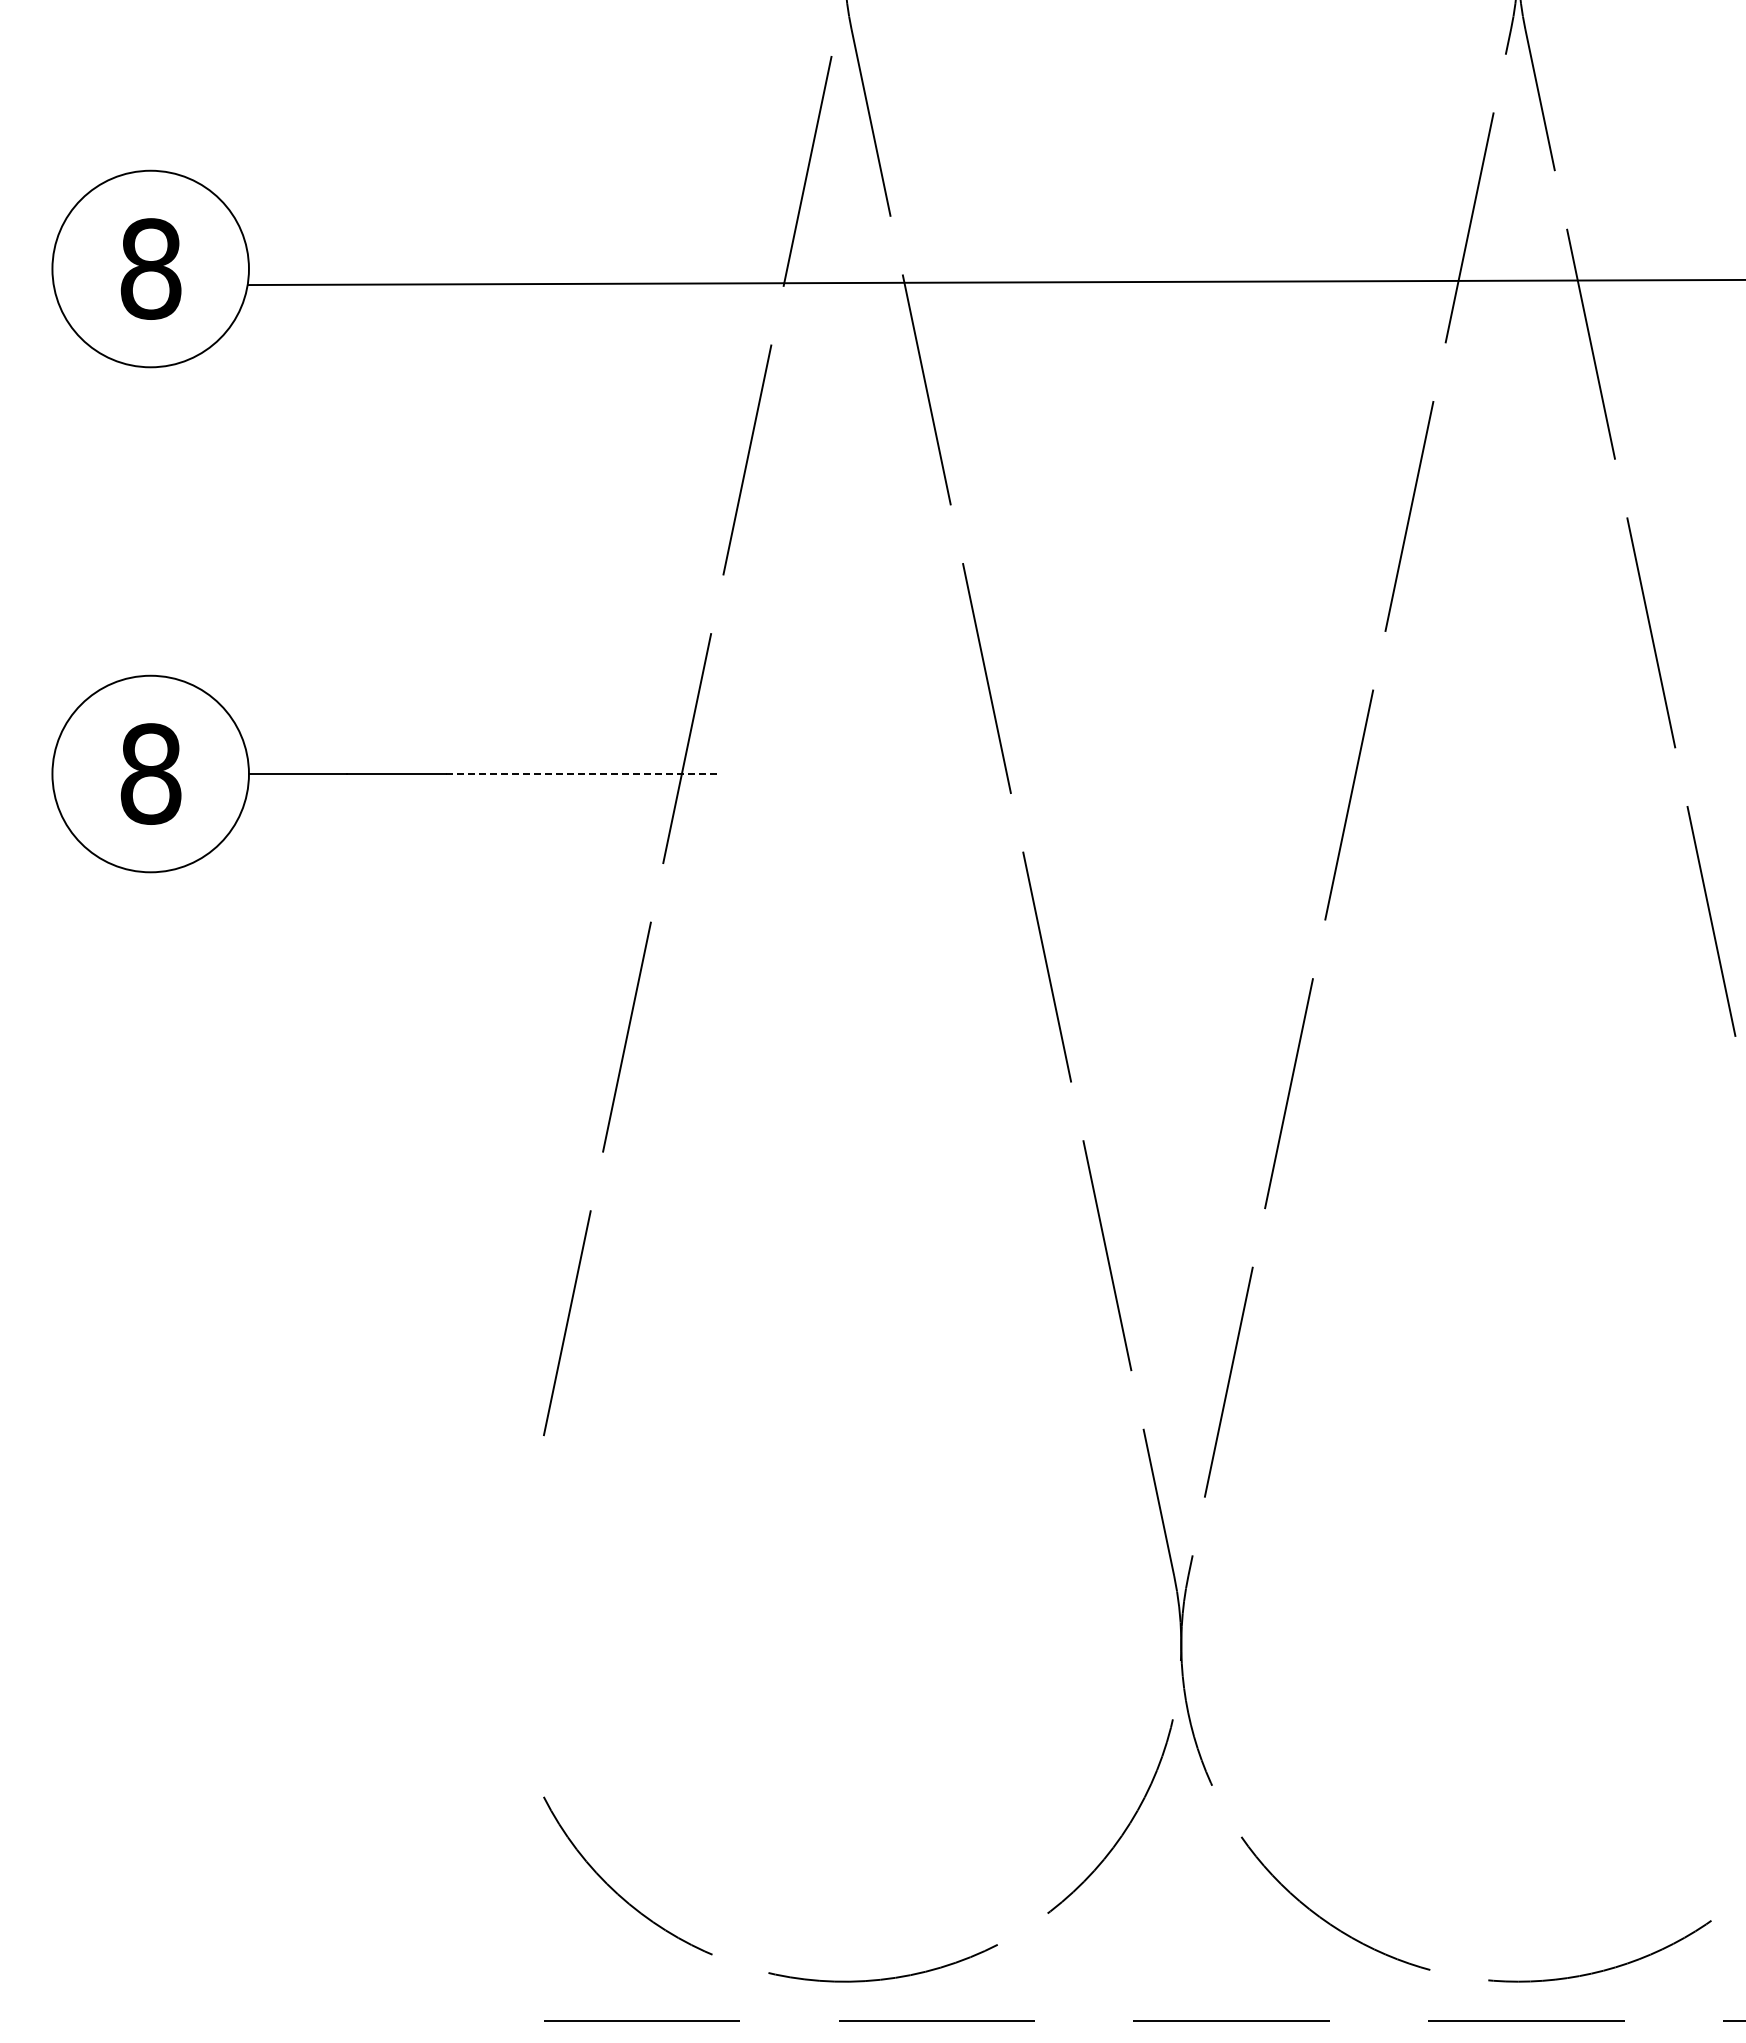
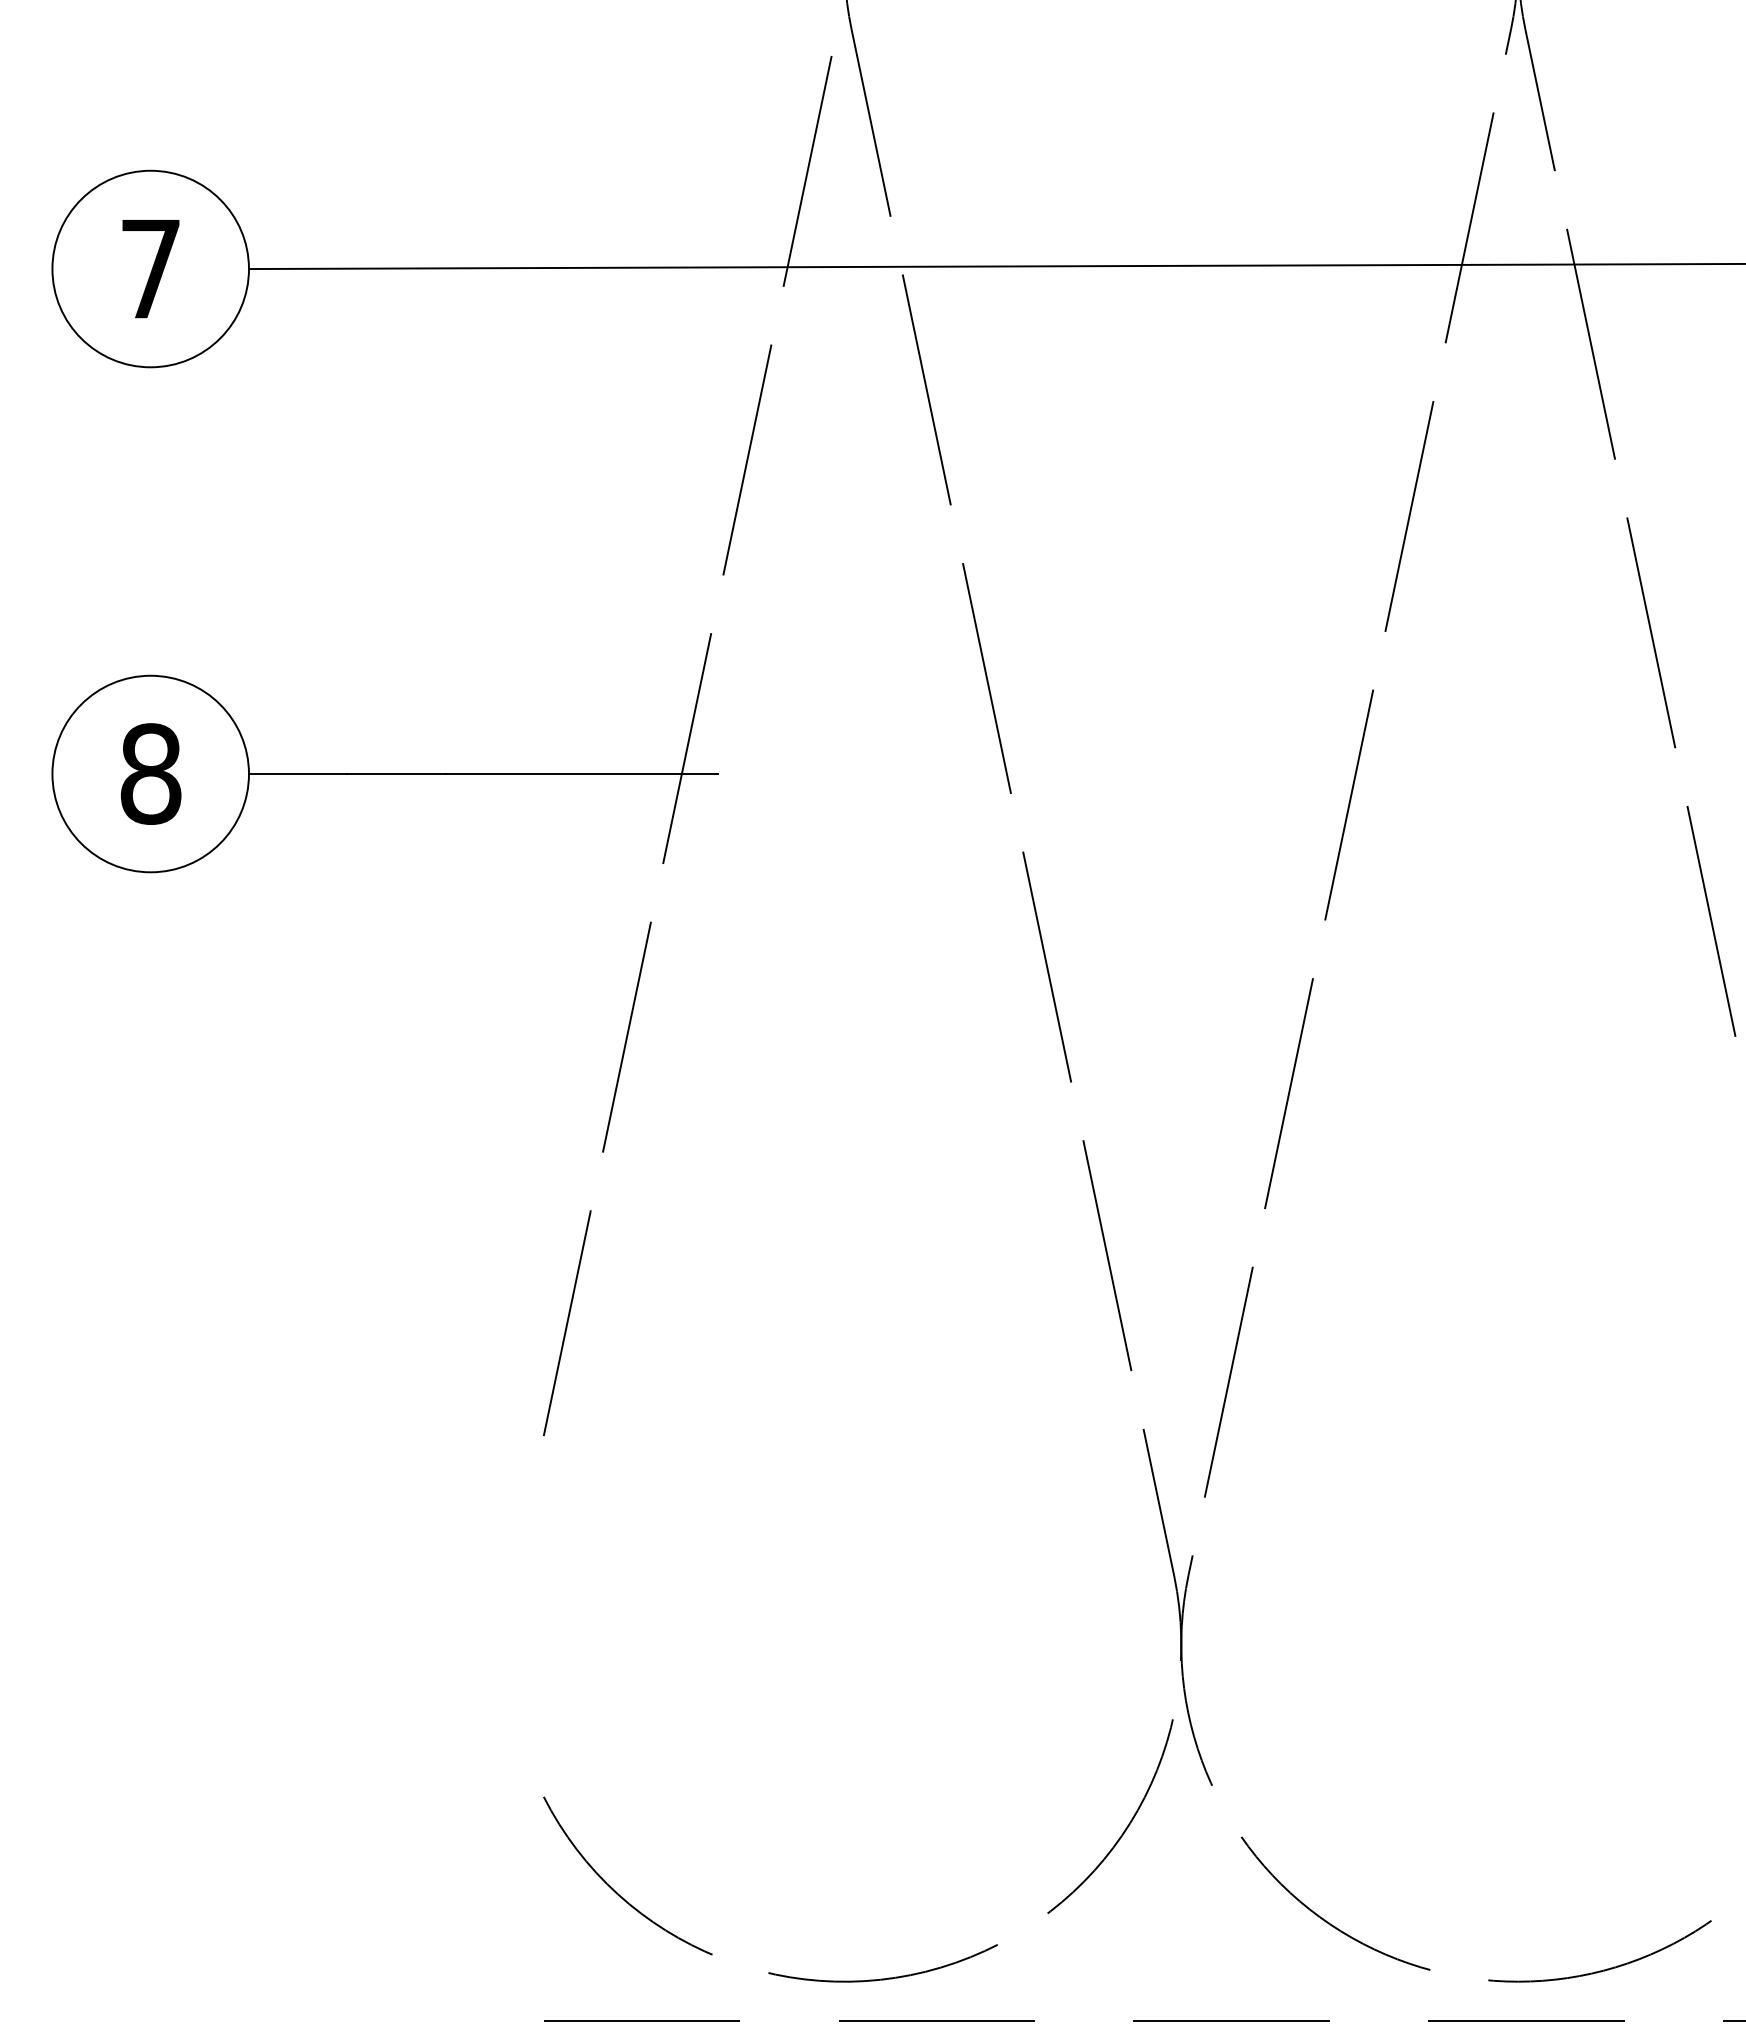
text: 8 -> 7 (150, 268)
line position: (995, 282) -> (995, 266) (995, 266)
line: dashed -> solid (582, 774)
